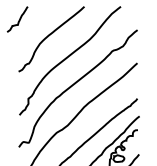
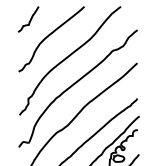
curve position: (18, 20) -> (29, 20) (29, 20)
